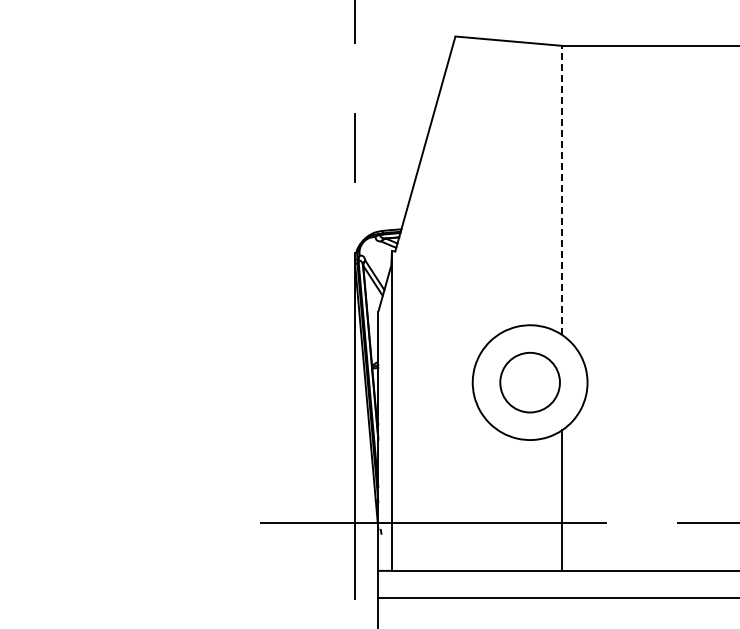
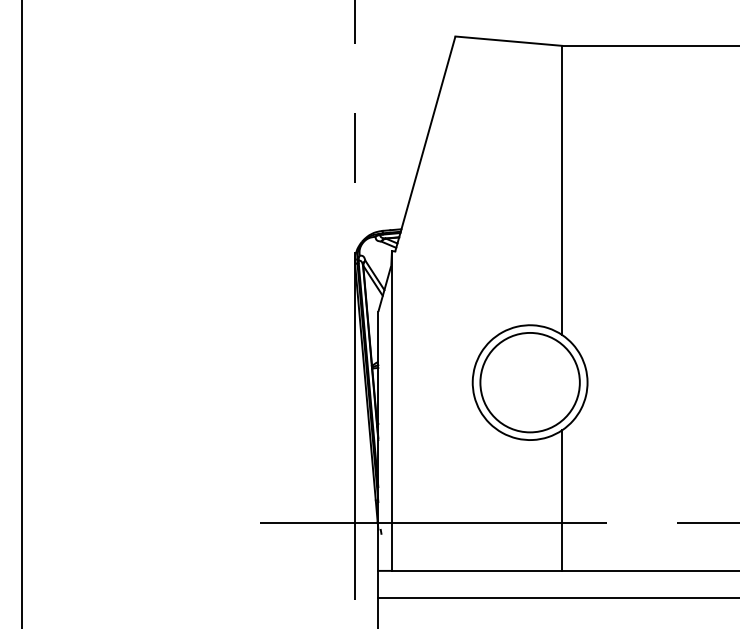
line: dashed -> solid (562, 190)
line: none -> present (22, 313)
circle diameter: 60 px -> 99 px (529, 382)
